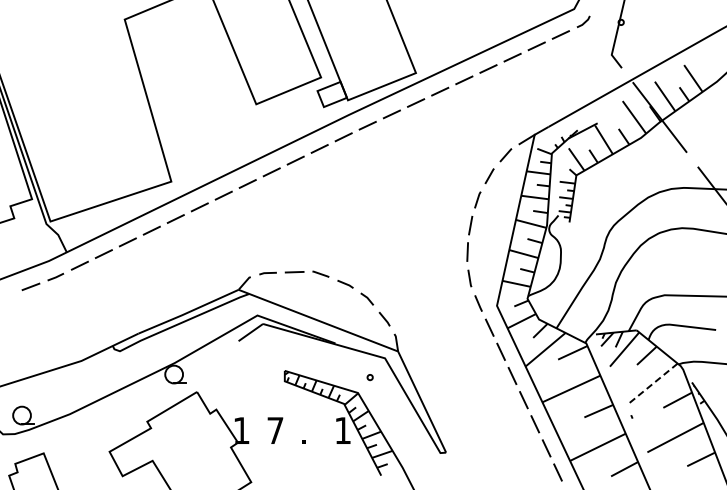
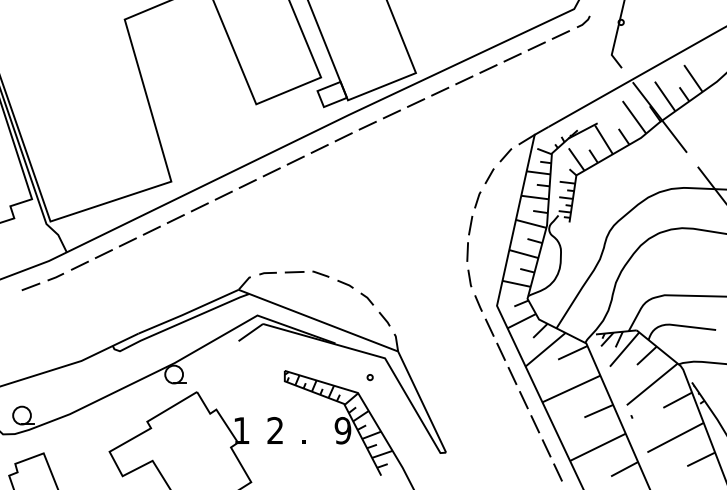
line: dashed -> solid (652, 384)
text: 7 -> 2 (275, 430)
text: 1 -> 9 (342, 430)
